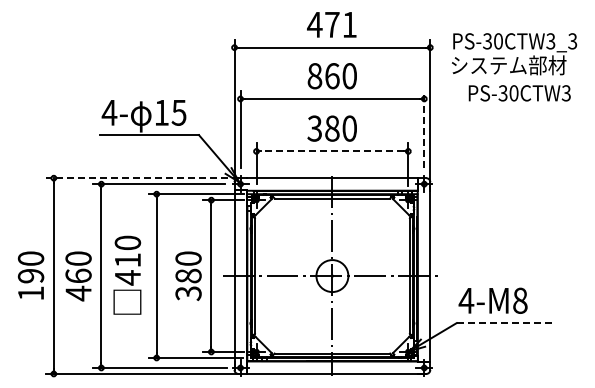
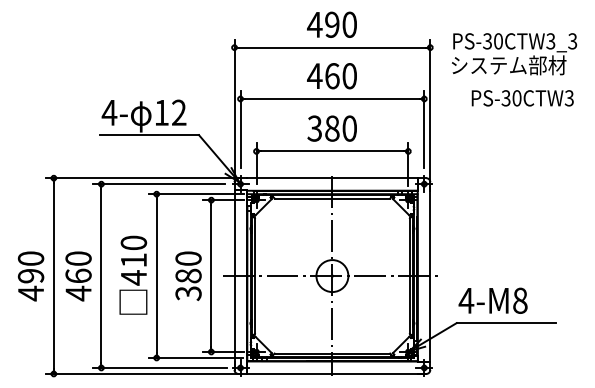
text: 471 -> 490 (340, 24)
text: 860 -> 460 (314, 76)
text position: (519, 93) -> (522, 98) (522, 98)
text: 15 -> 12 (178, 112)
line: dashed -> solid (424, 129)
line: dashed -> solid (331, 151)
line: dashed -> solid (141, 178)
text position: (127, 274) -> (133, 274) (133, 274)
text: 190 -> 490 (30, 293)
line: dashed -> solid (506, 323)
